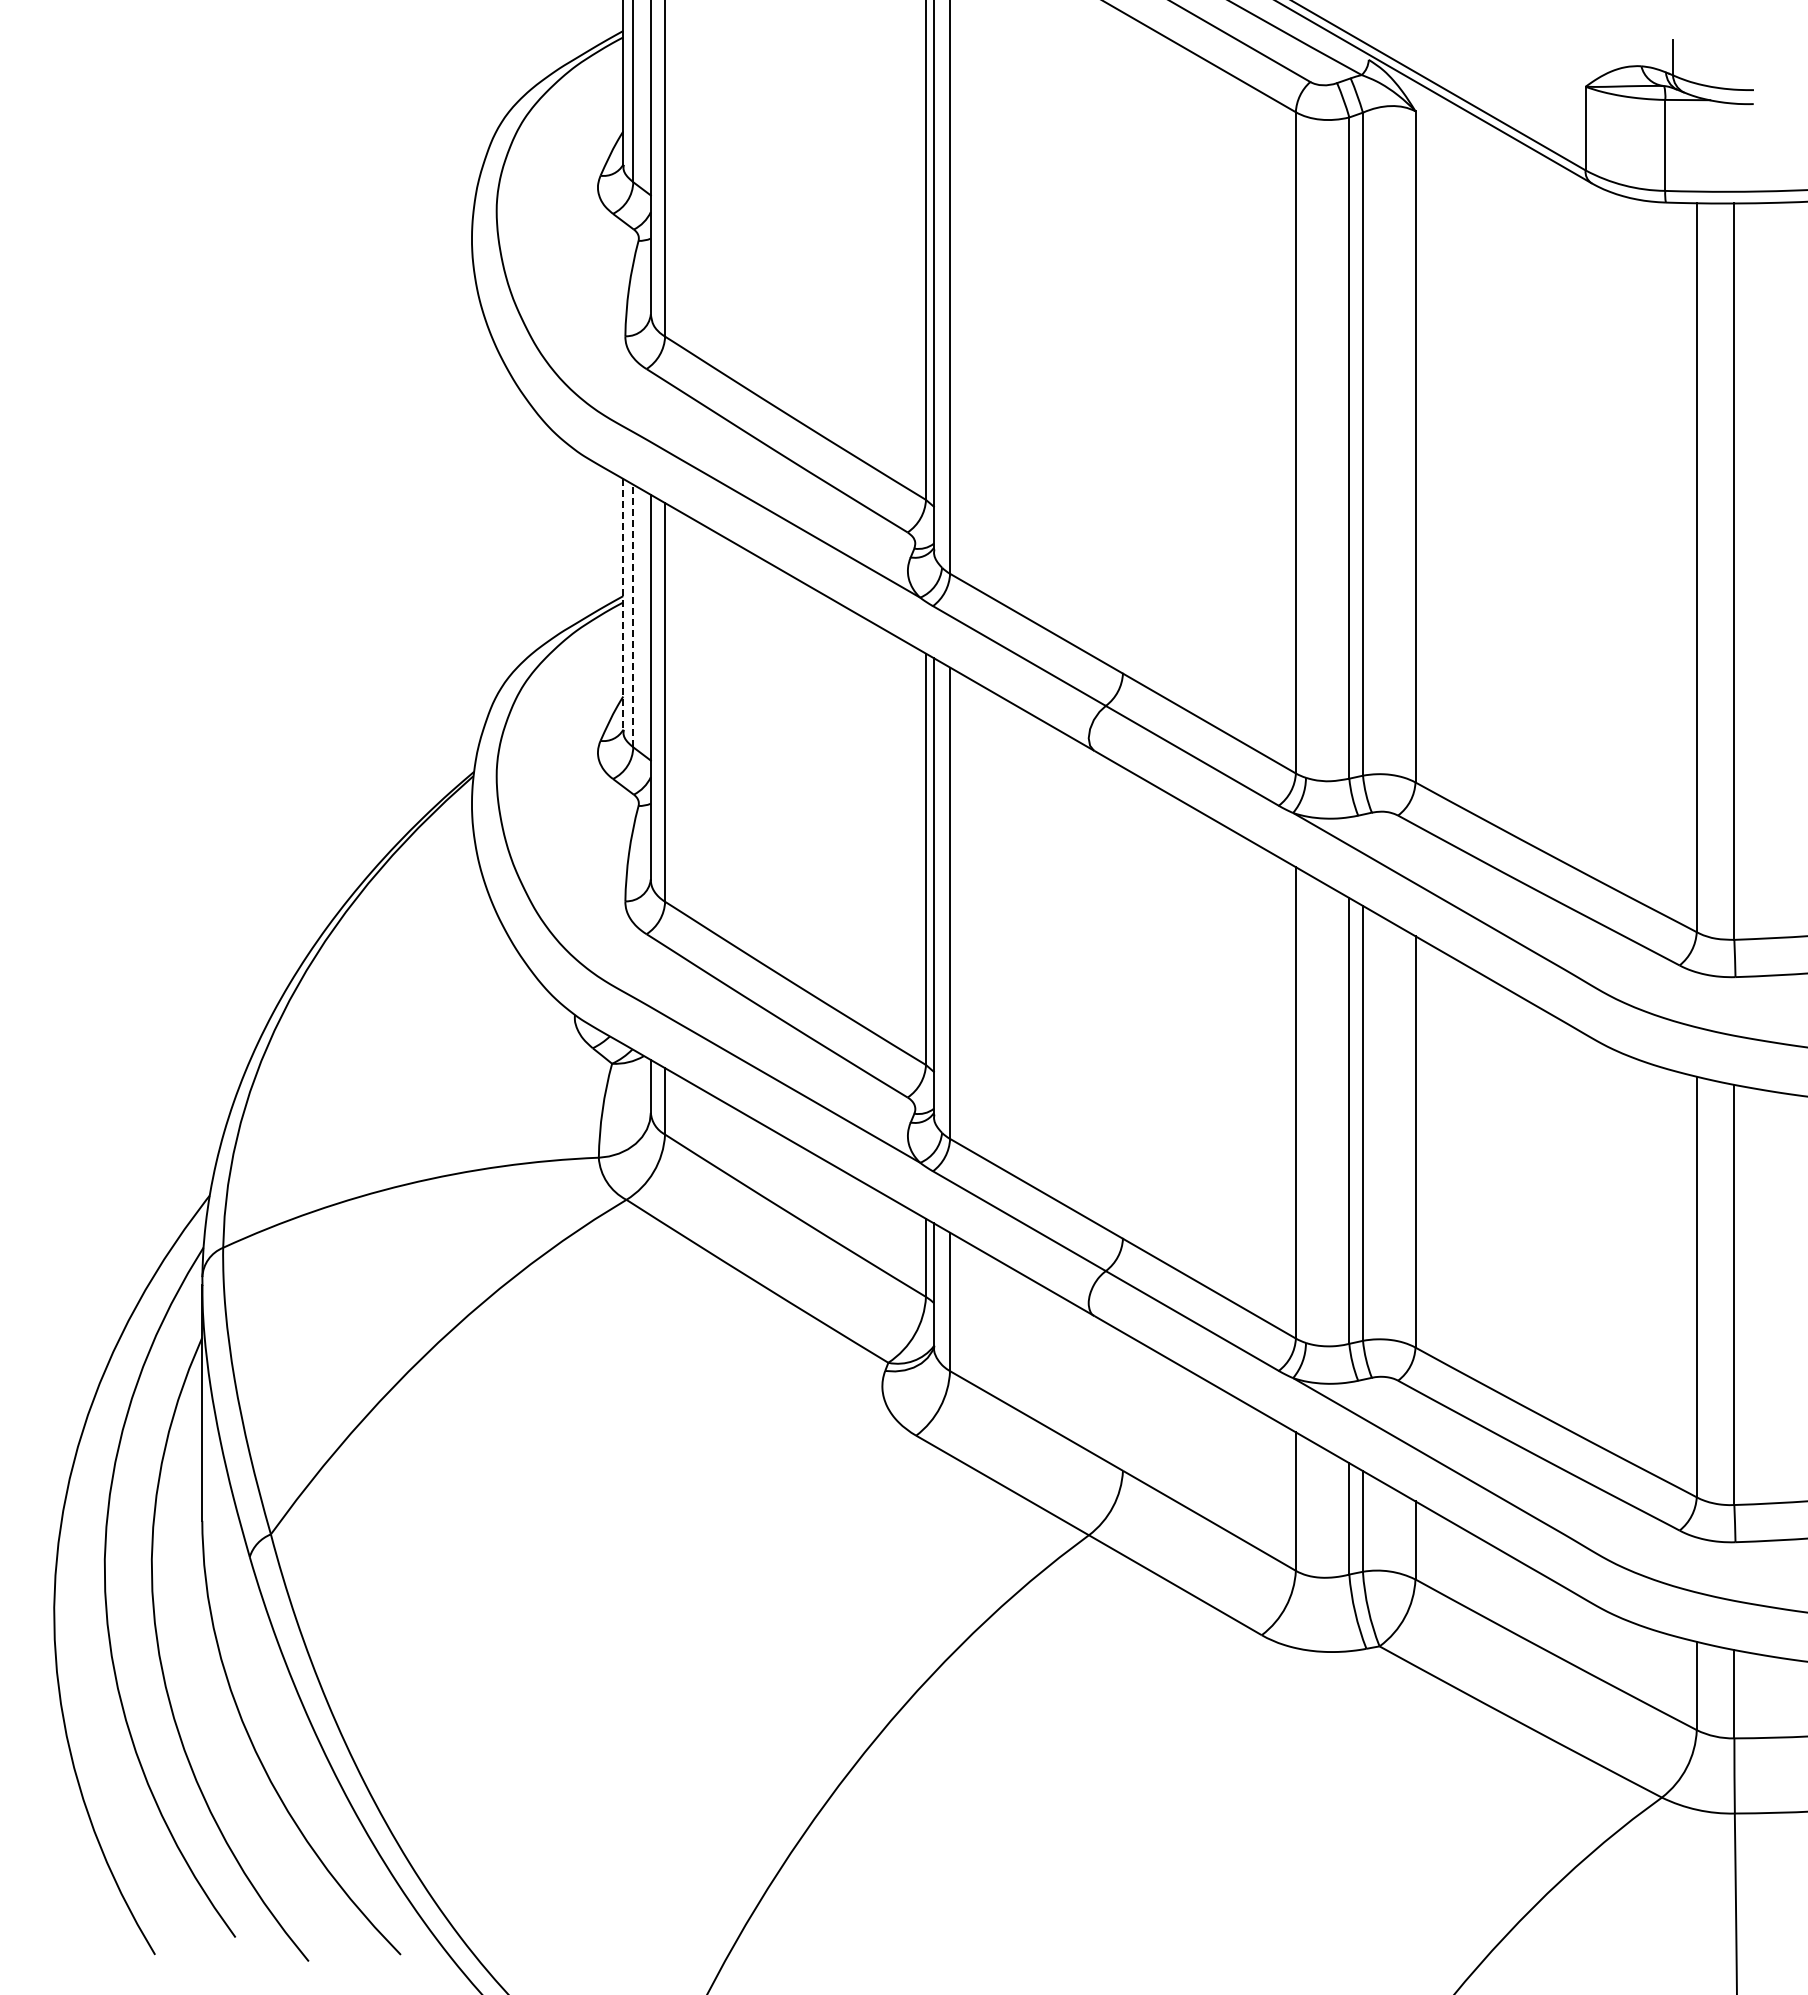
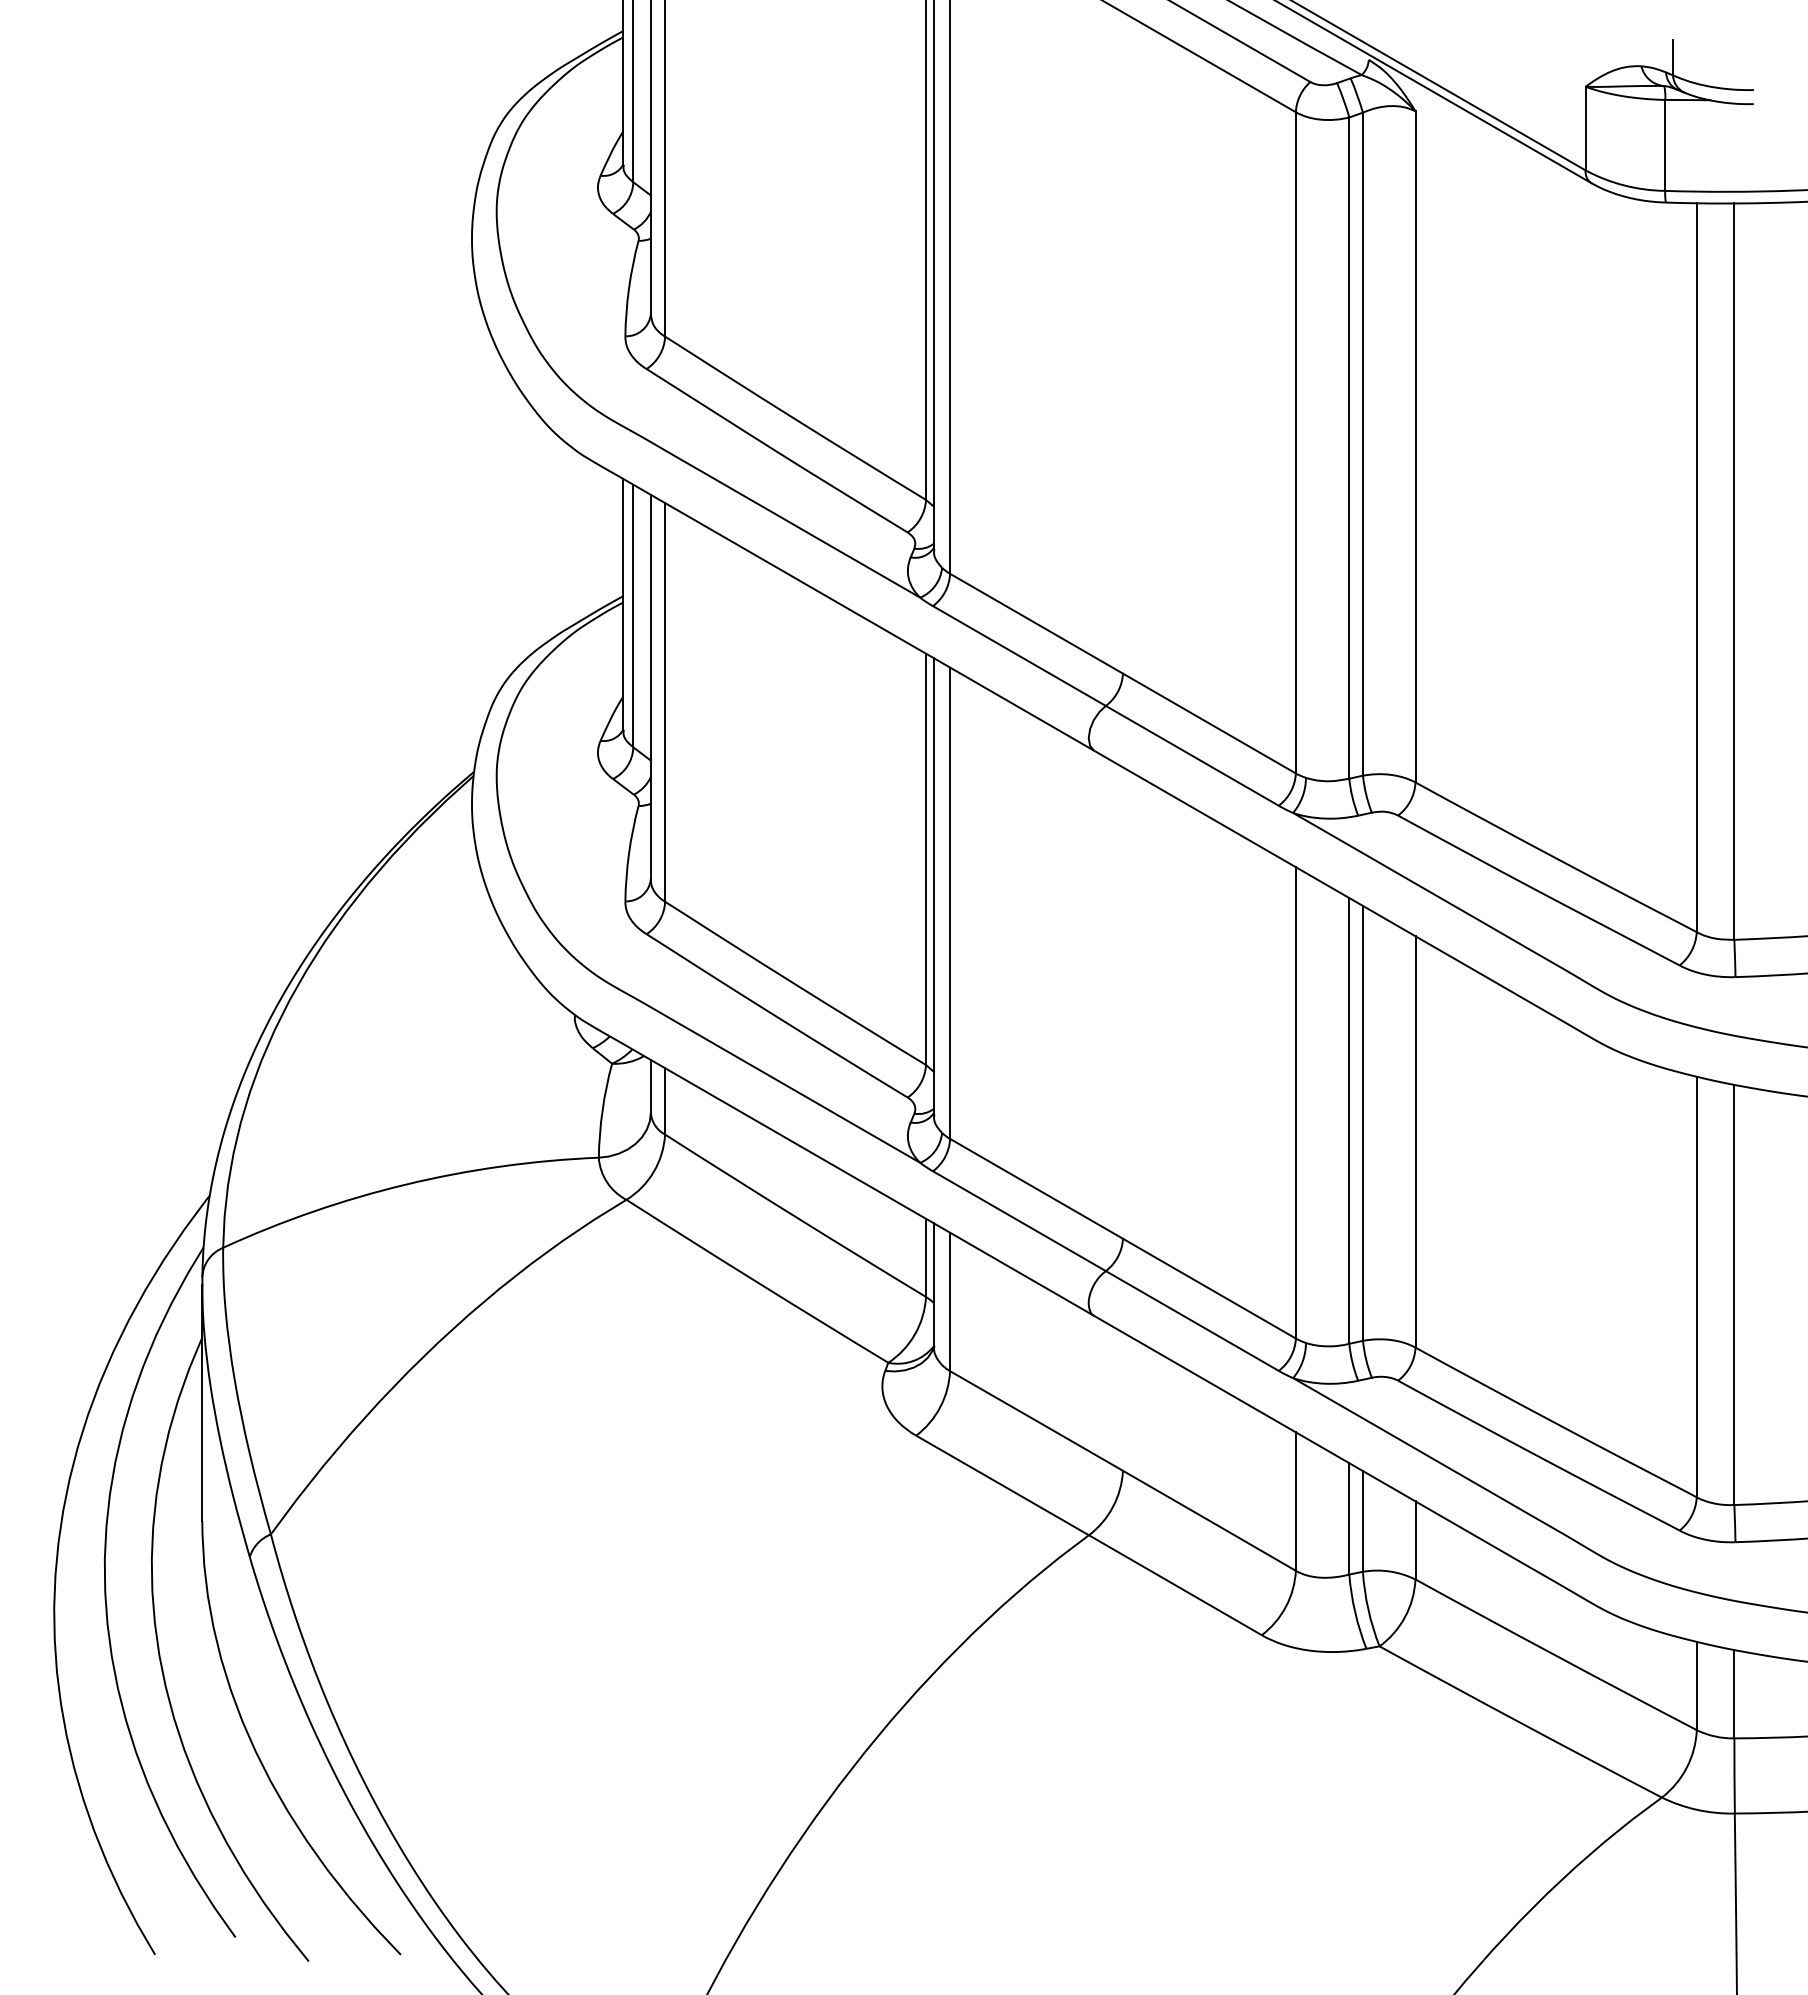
line: dashed -> solid (623, 604)
line: dashed -> solid (633, 615)
